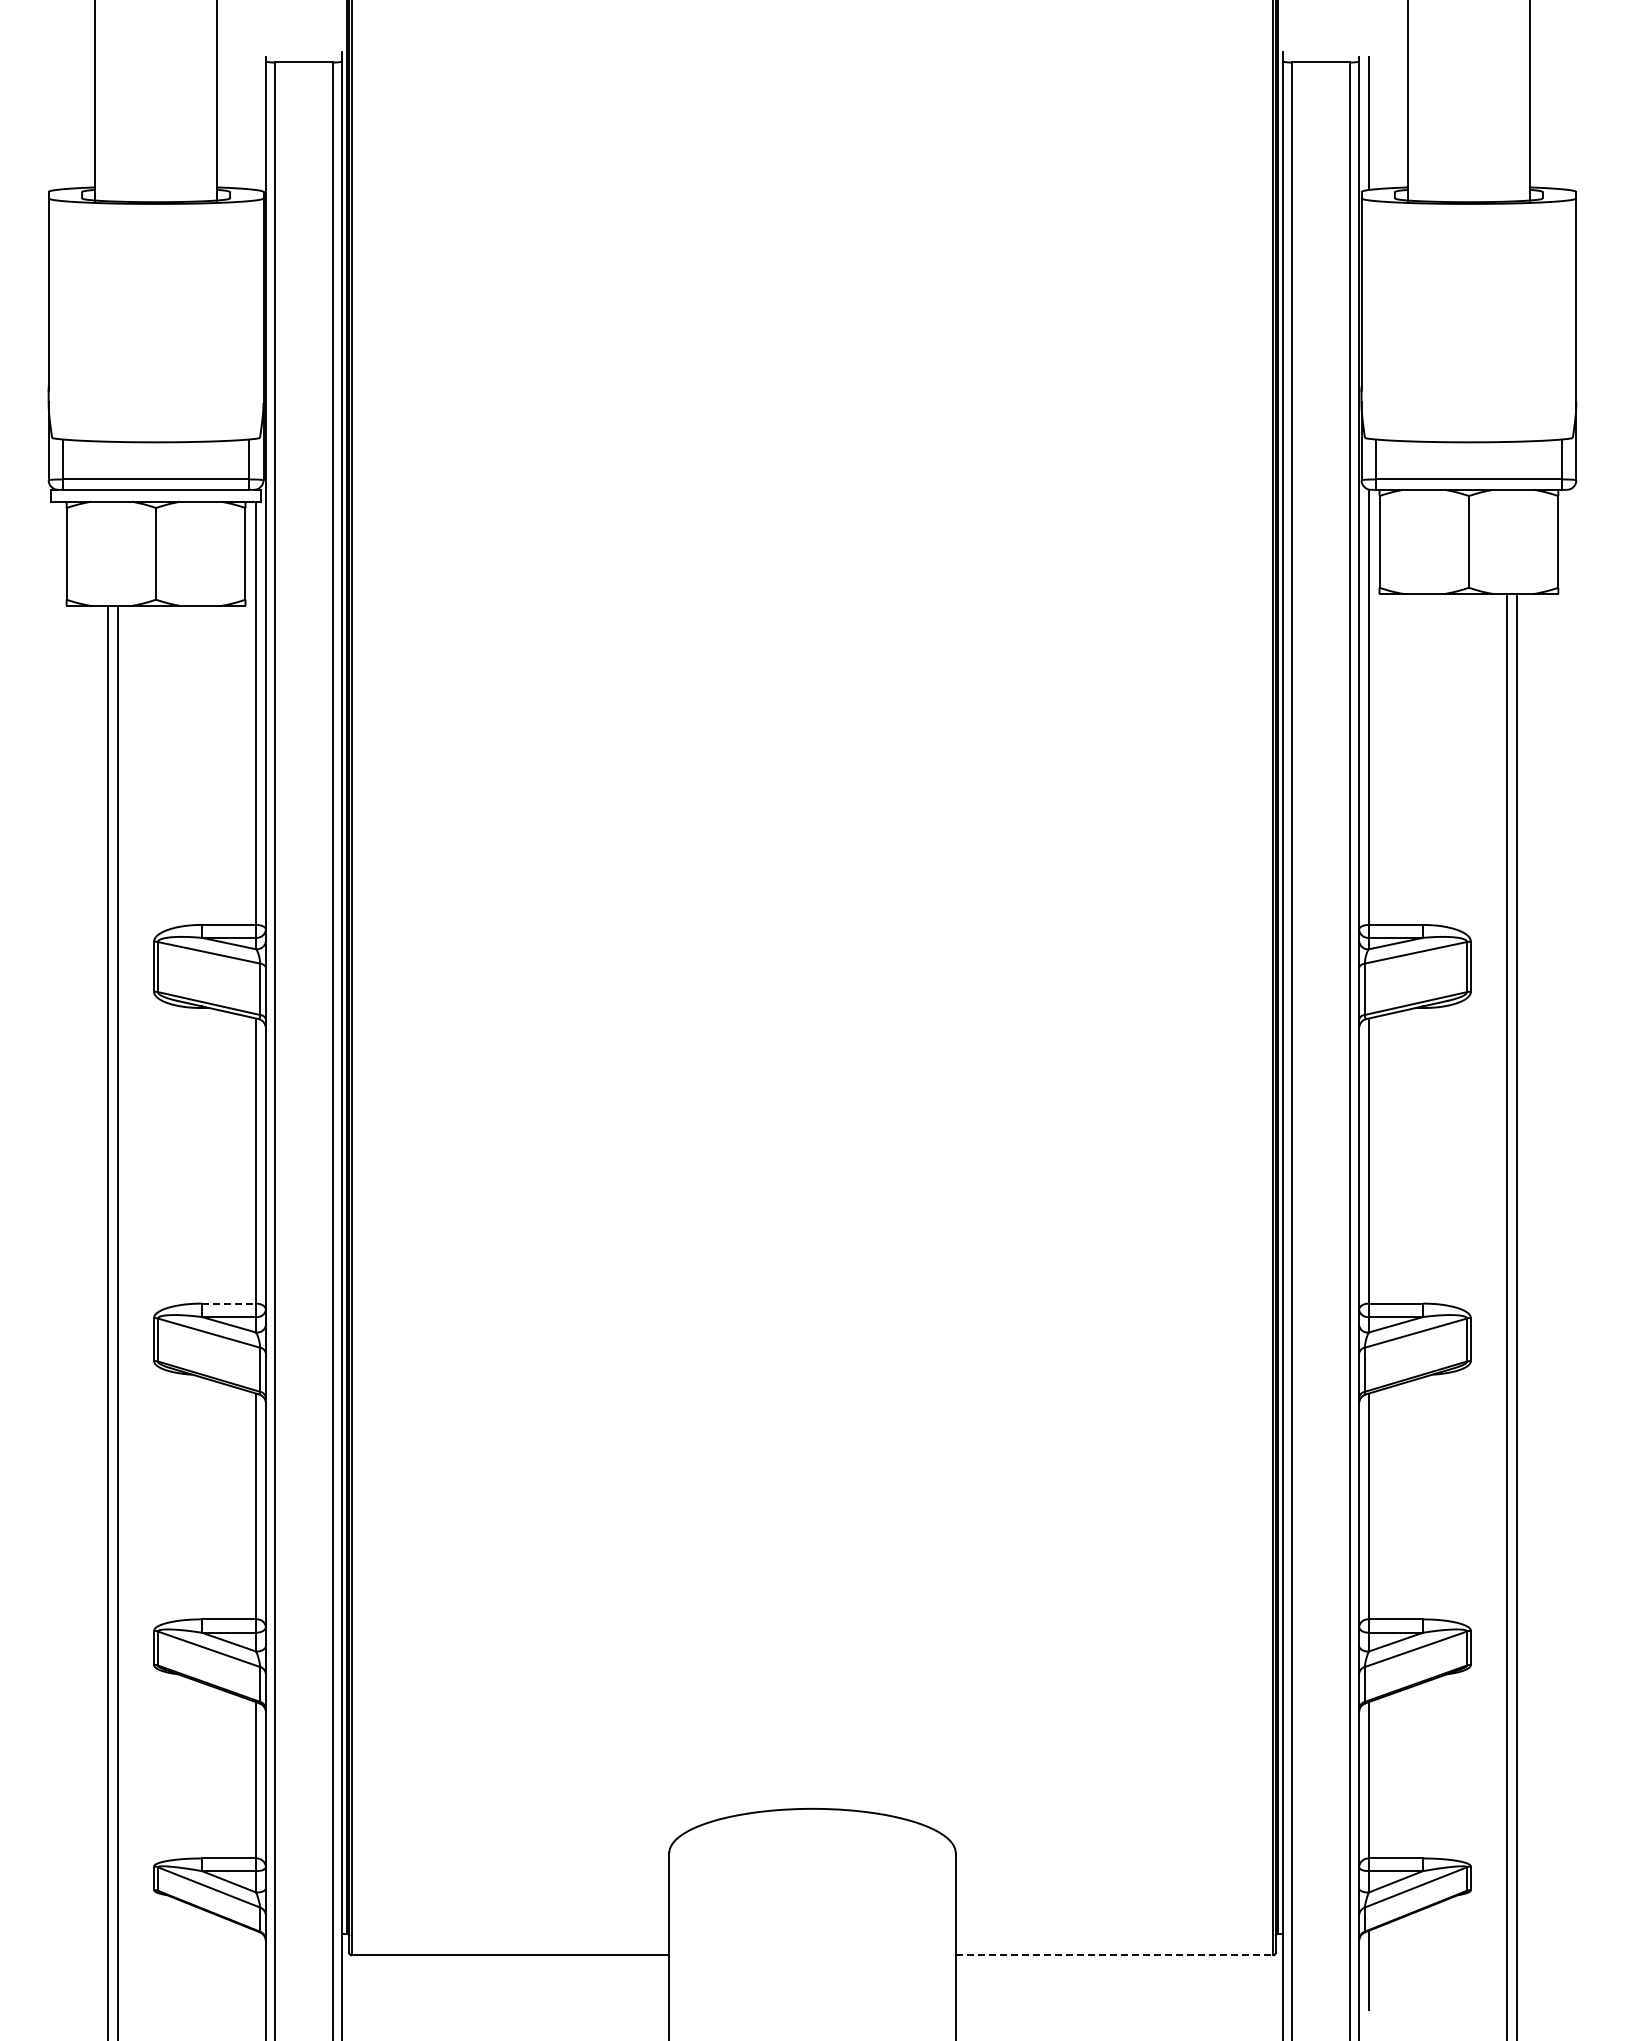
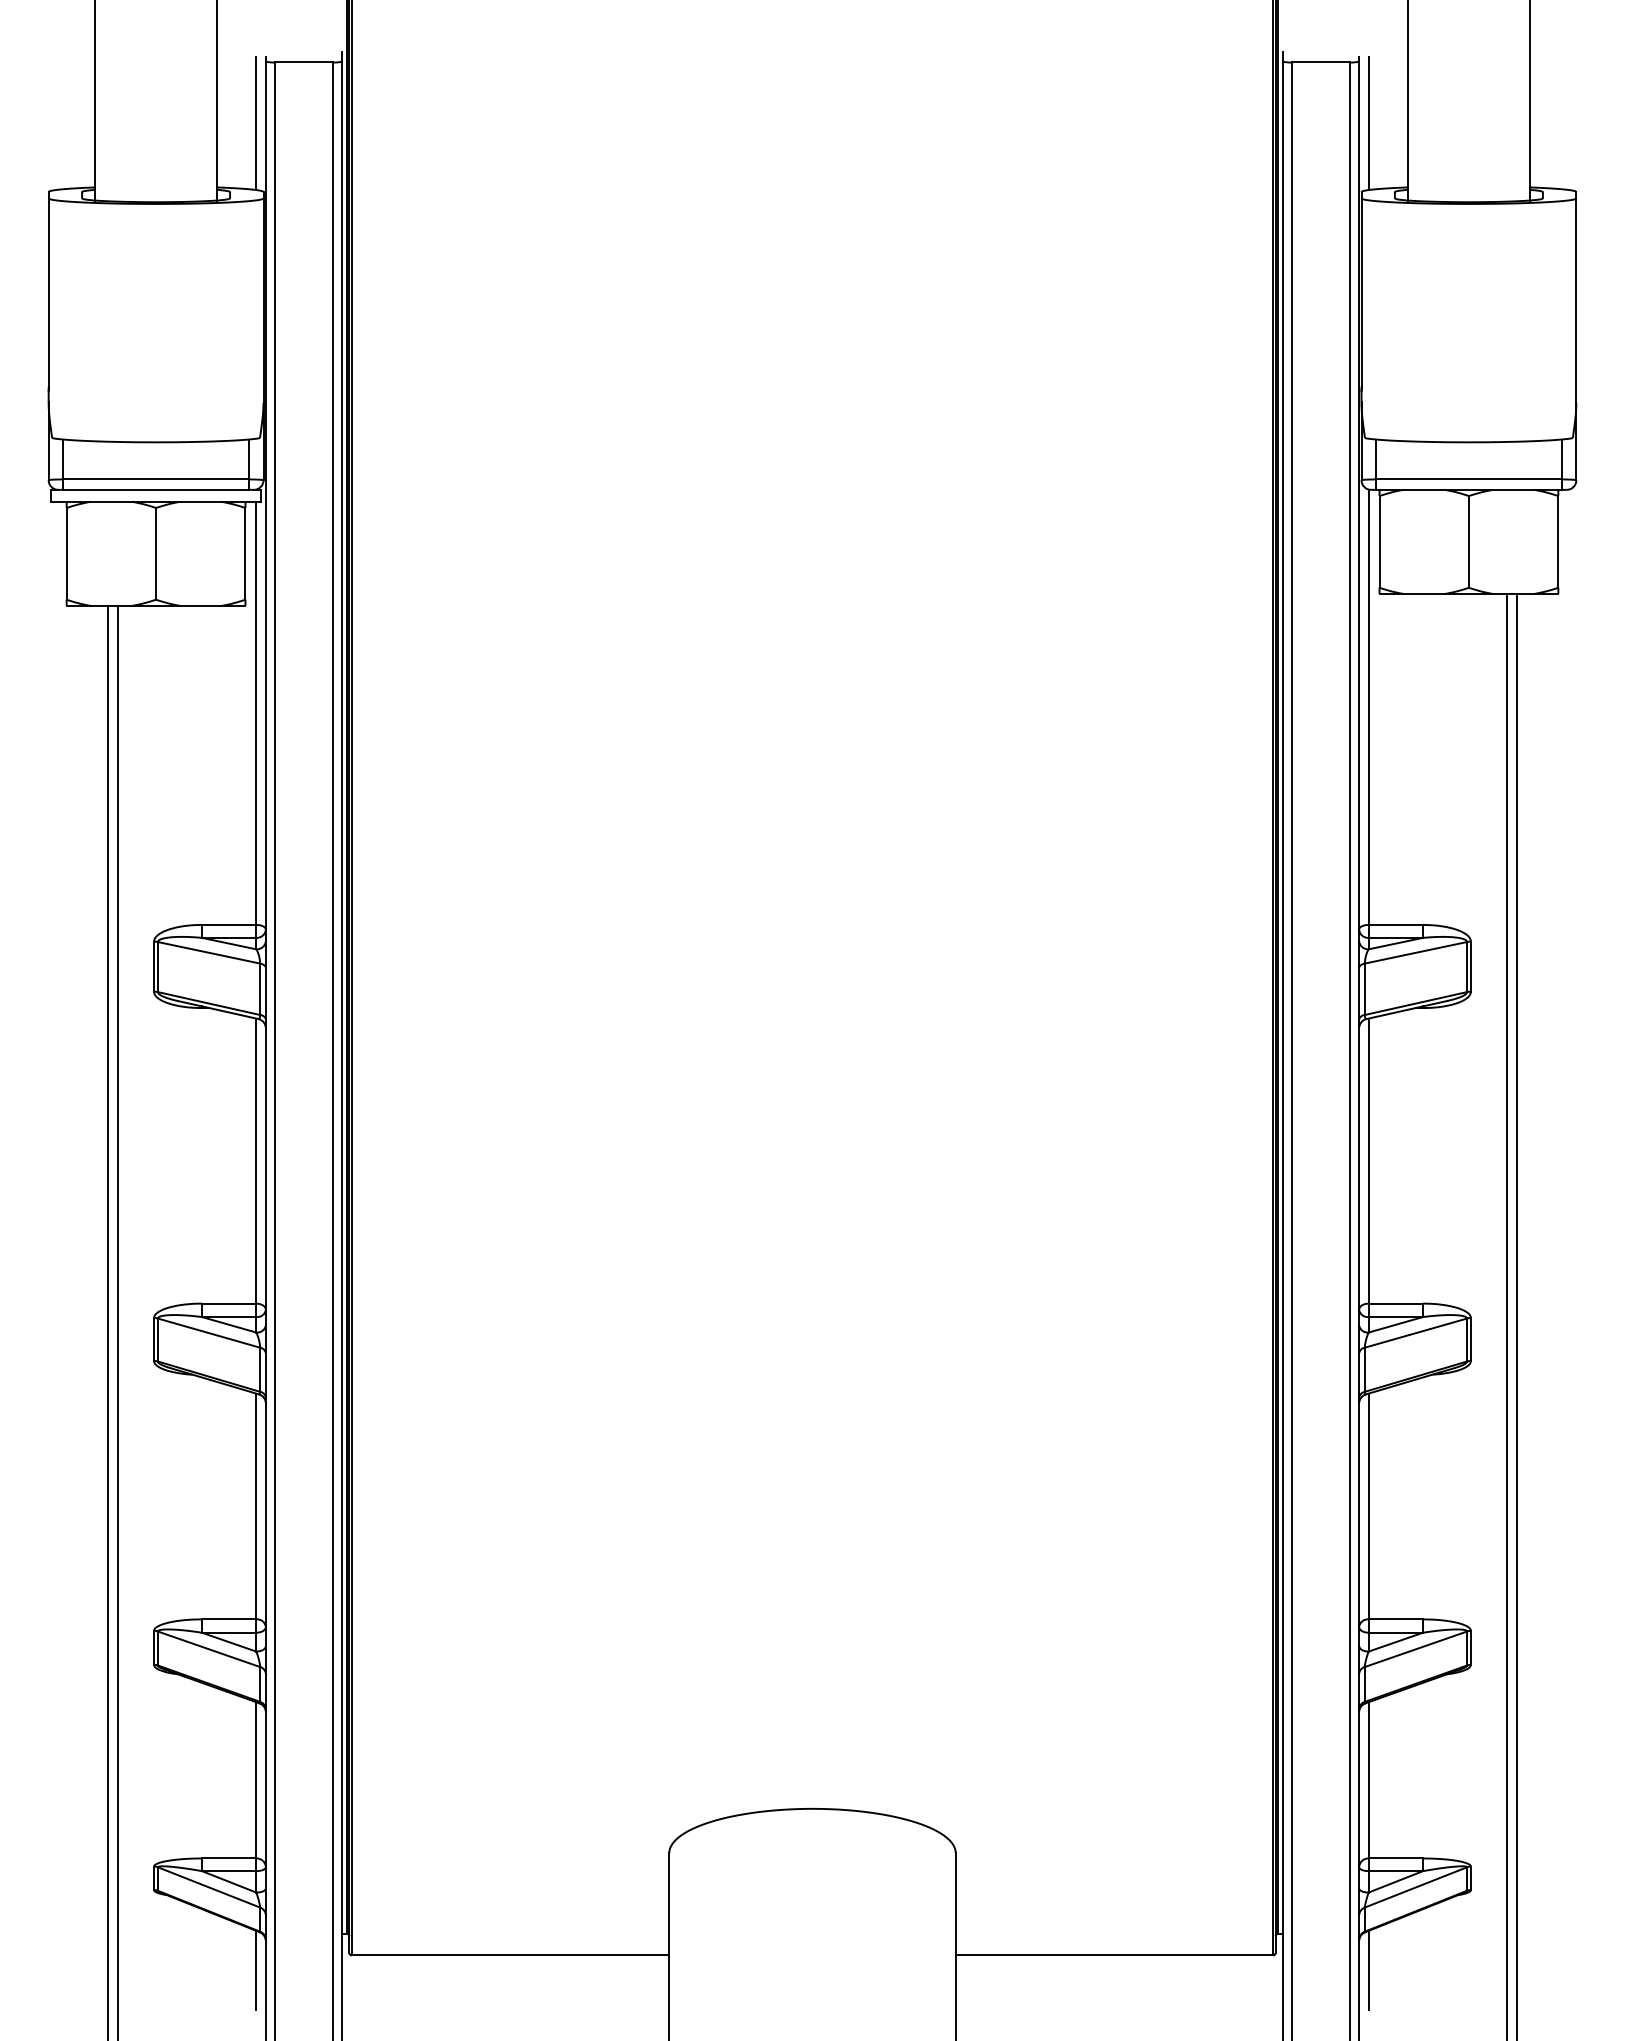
line: none -> present (256, 123)
line: dashed -> solid (229, 1303)
line: dashed -> solid (1114, 1955)
line: none -> present (256, 1970)
